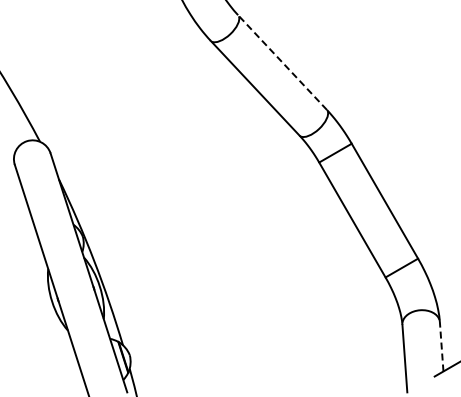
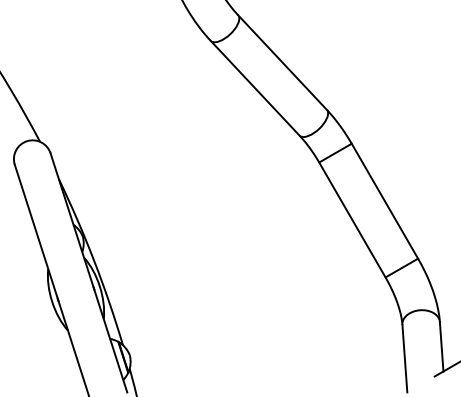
line: dashed -> solid (282, 62)
line: dashed -> solid (441, 346)
